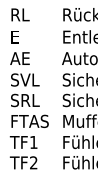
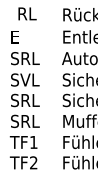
text position: (20, 14) -> (27, 13) (27, 13)
text: AE -> SRL (24, 58)
text: FTAS -> SRL (29, 121)
